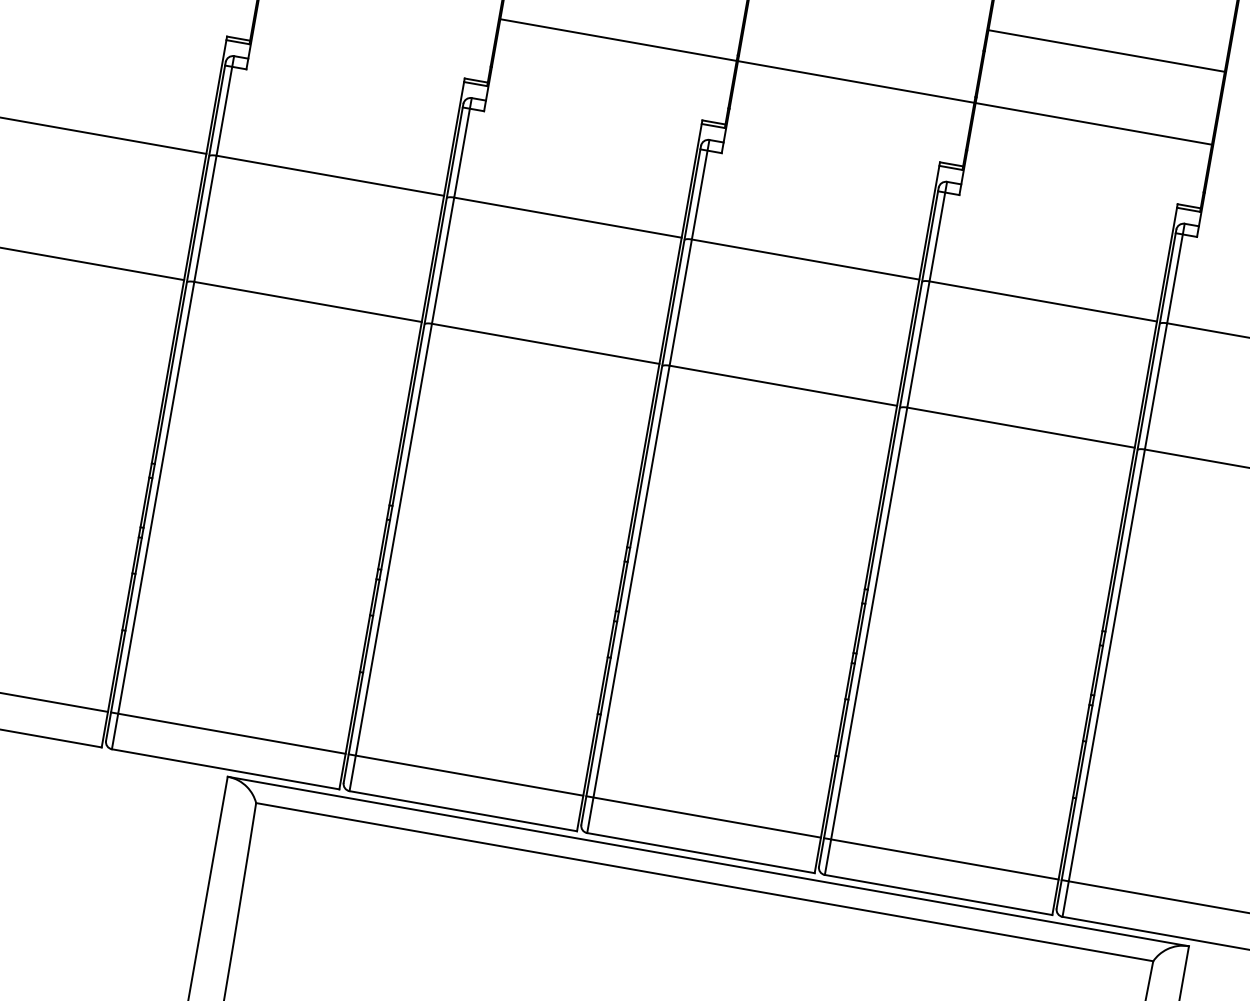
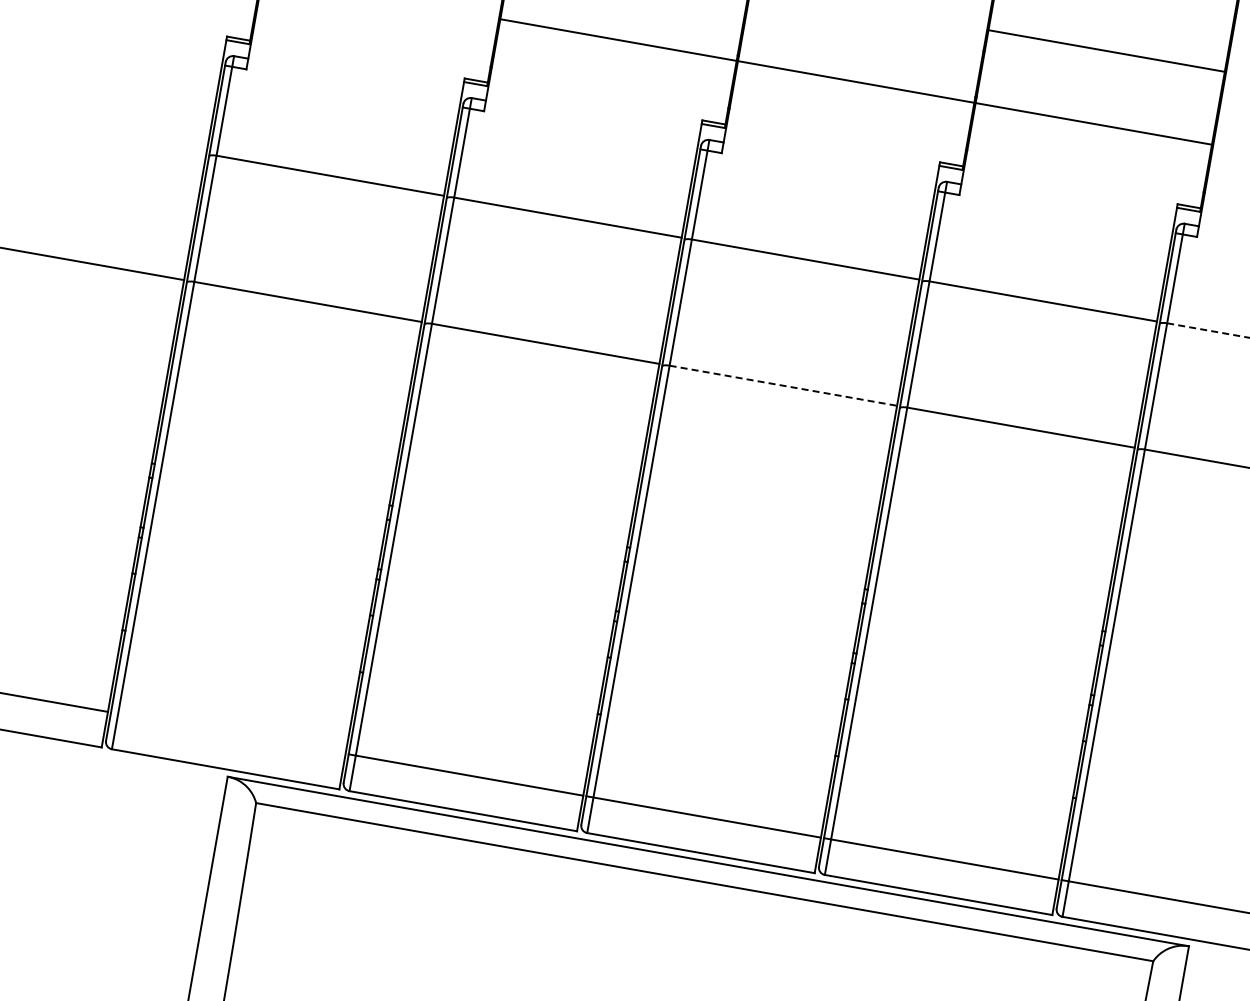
line: present -> none (104, 135)
line: solid -> dashed (1208, 330)
line: solid -> dashed (783, 385)
line: present -> none (228, 732)
